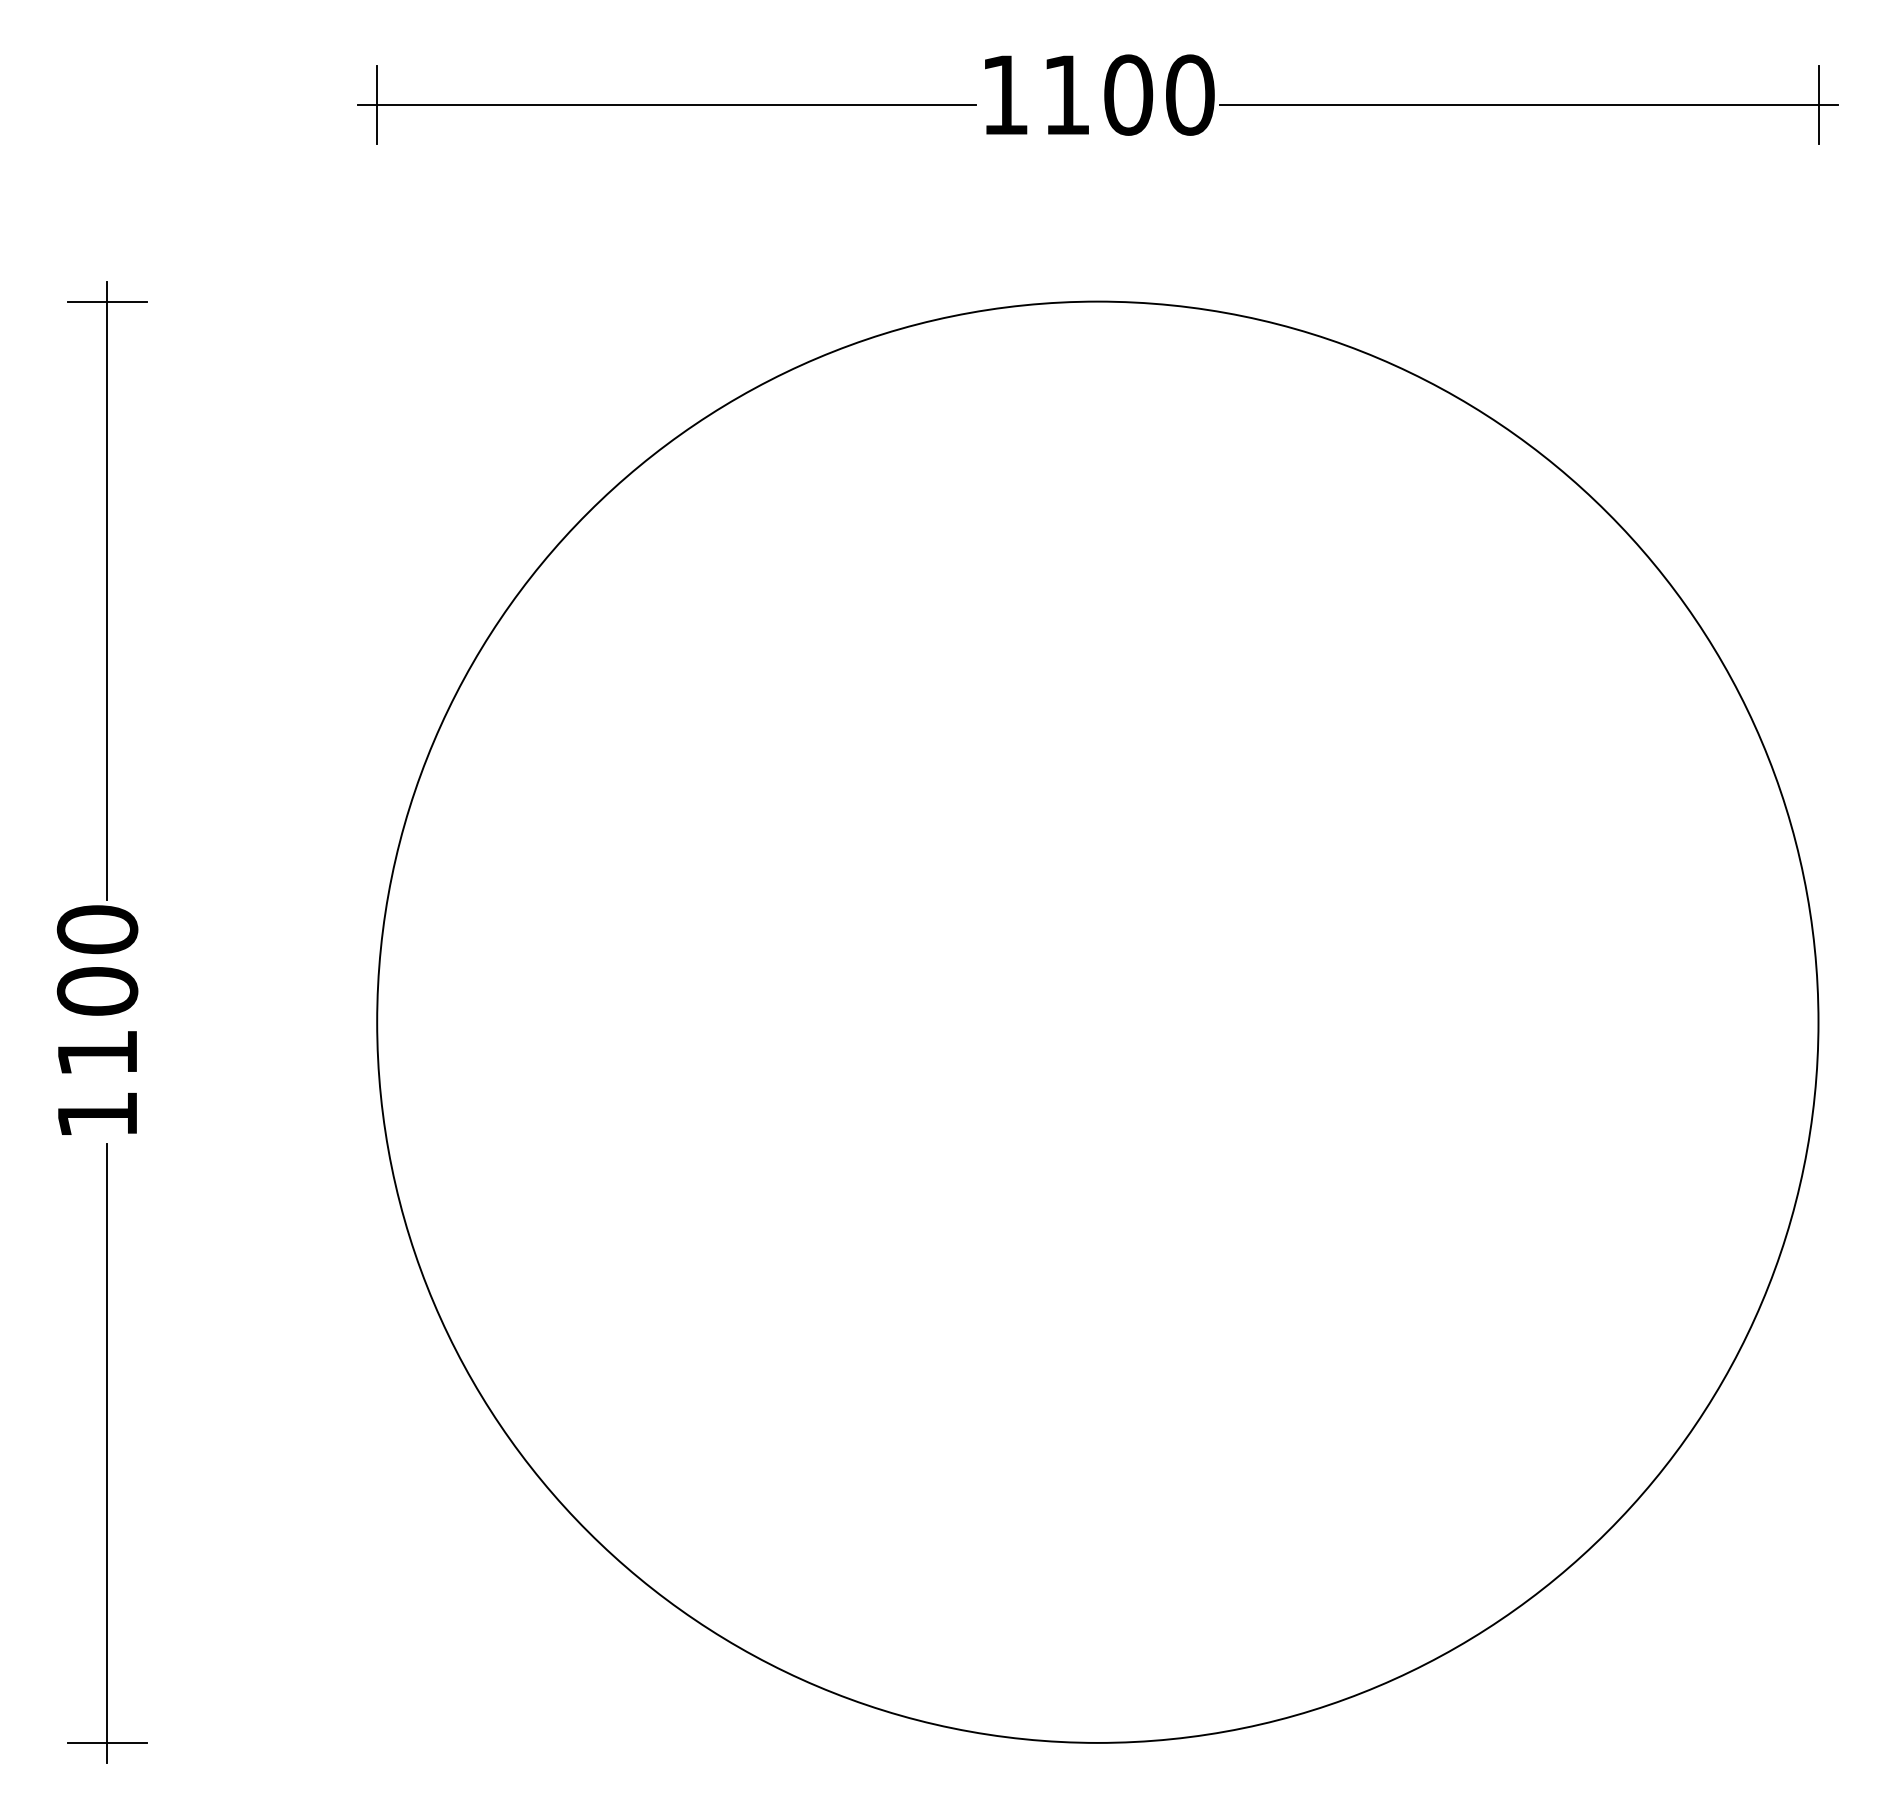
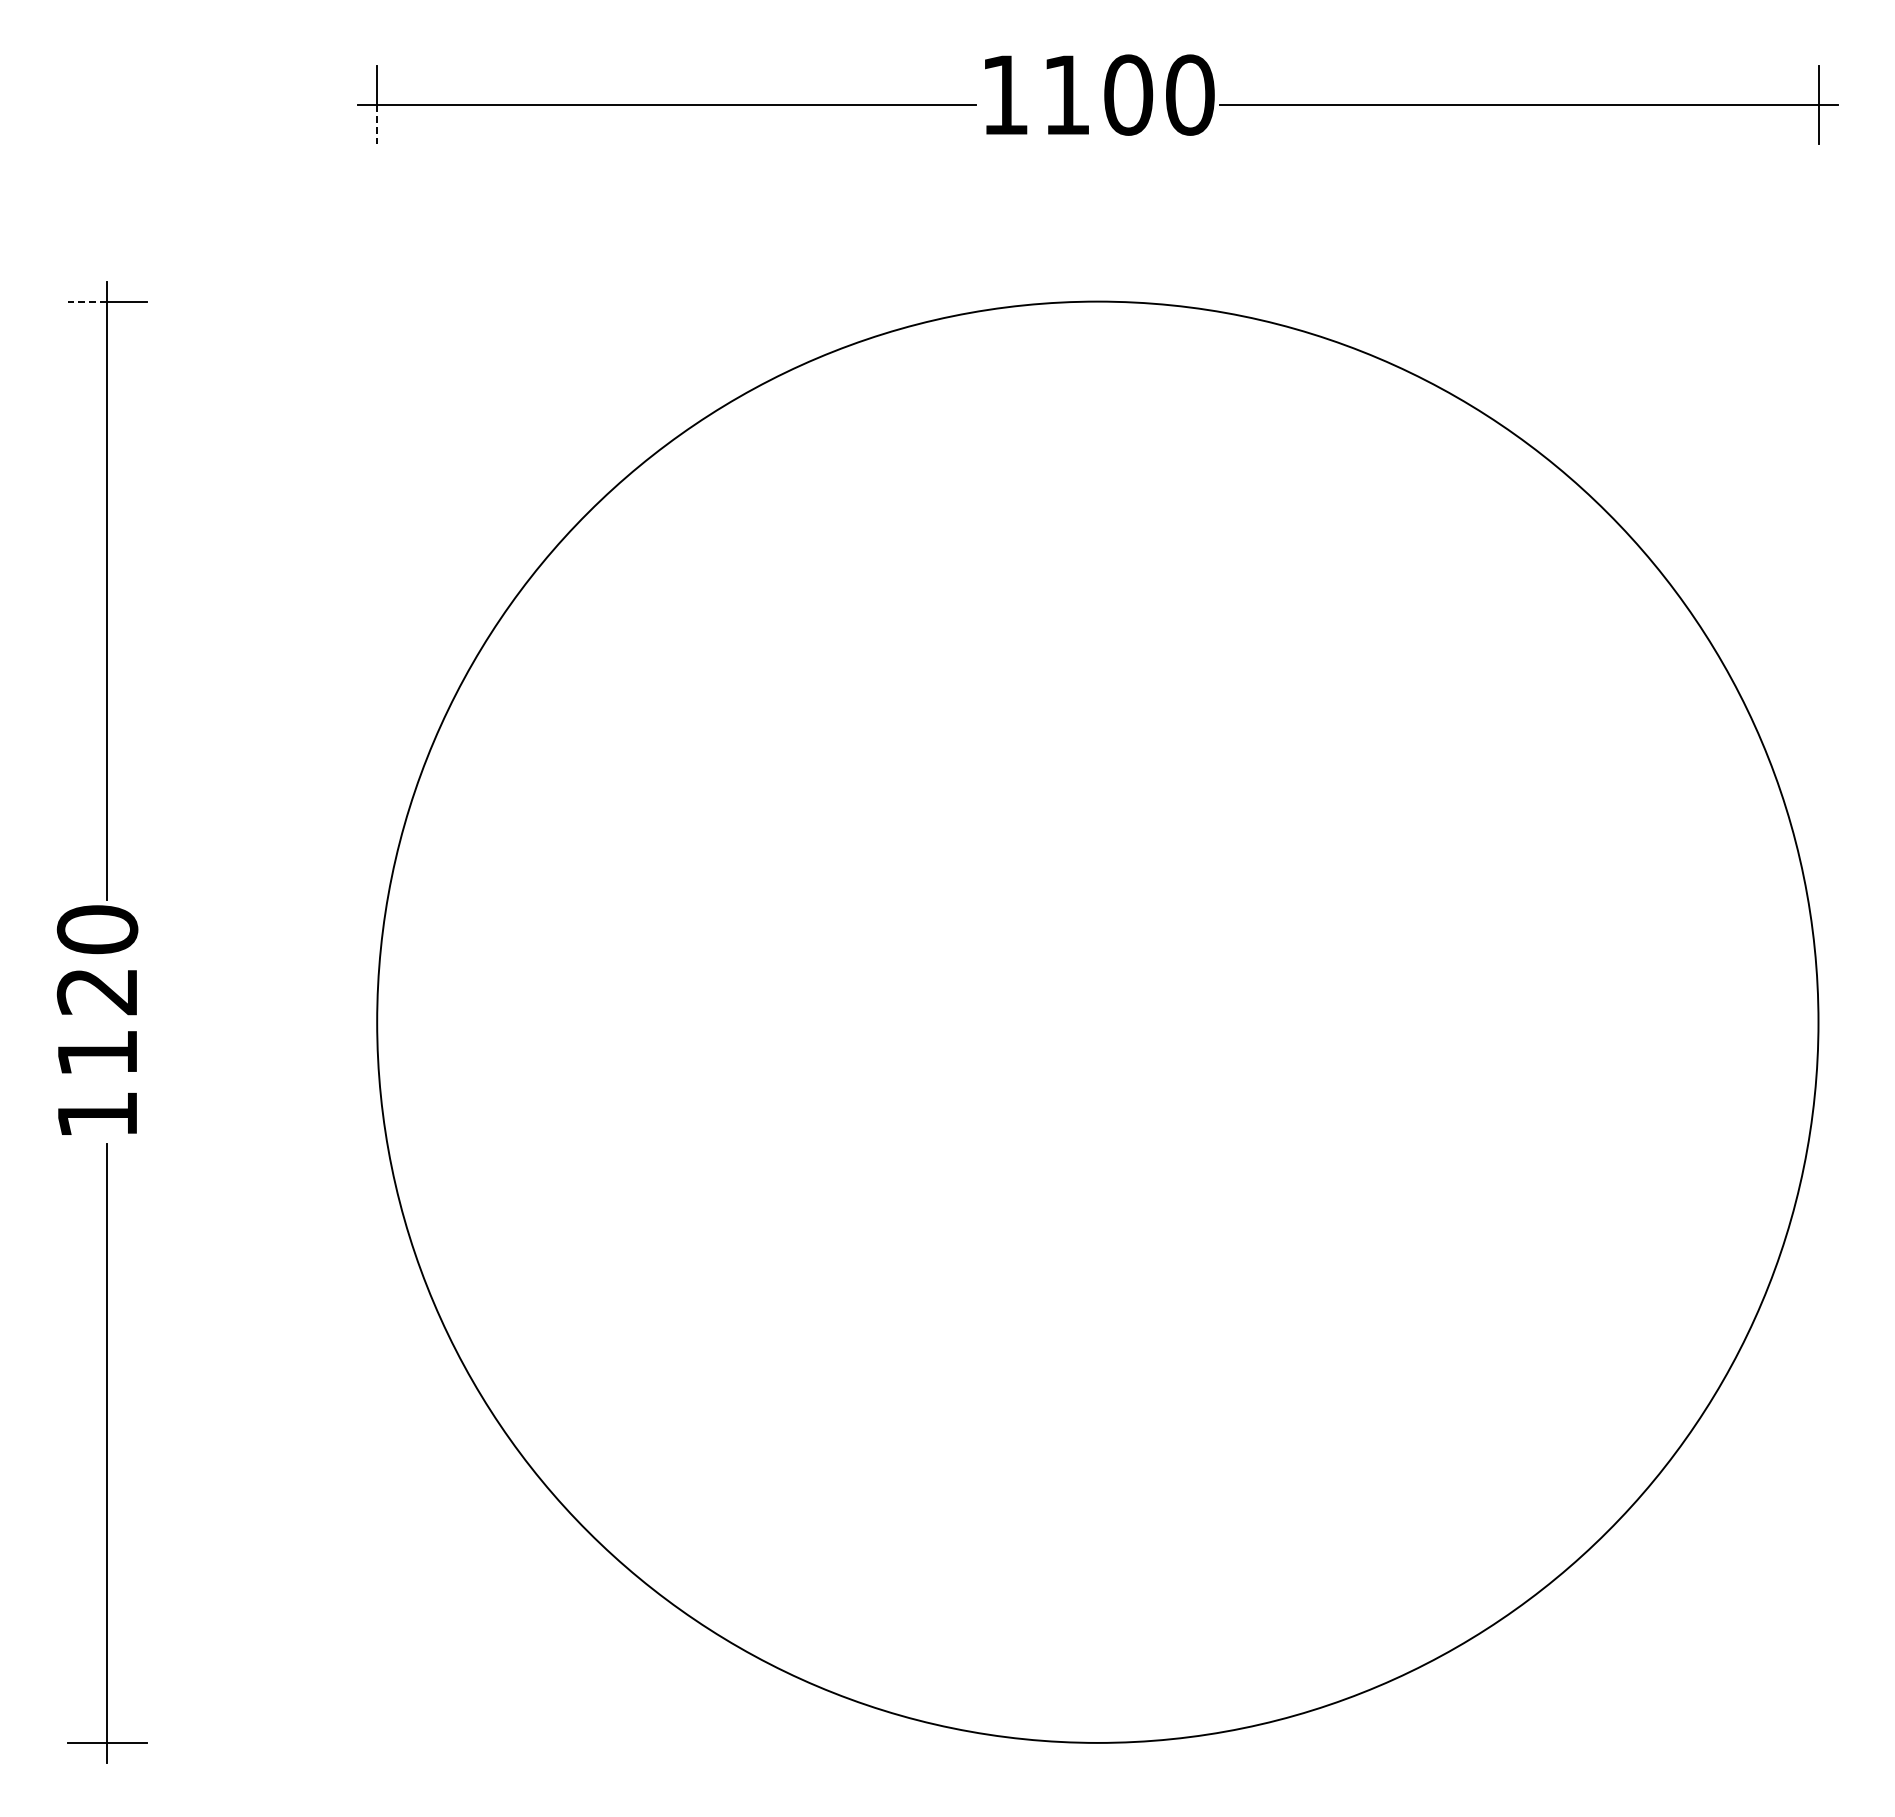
line: solid -> dashed (377, 124)
line: solid -> dashed (87, 301)
text: 1100 -> 1120 (97, 991)
